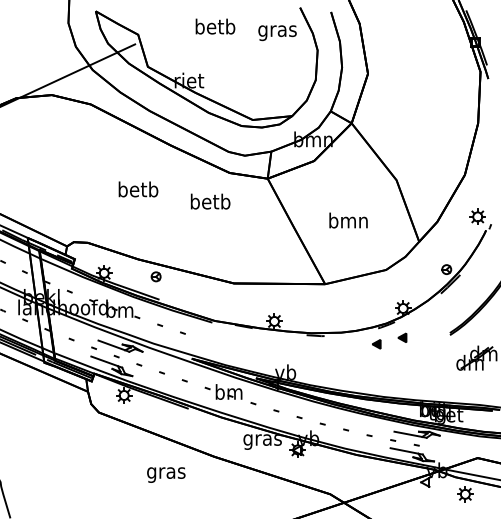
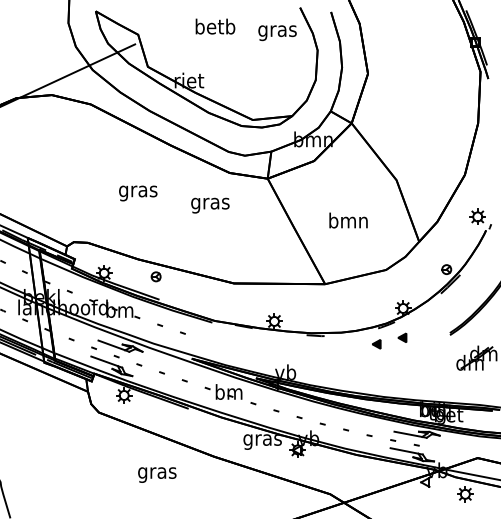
text: betb -> gras (138, 191)
text: betb -> gras (210, 203)
text position: (166, 474) -> (157, 474) (157, 474)
